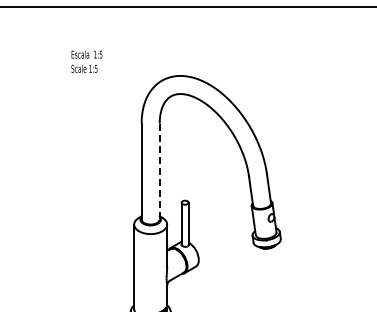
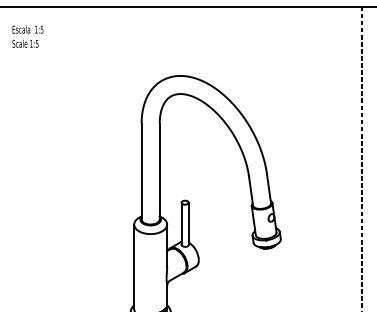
text position: (86, 61) -> (27, 36) (27, 36)
line: none -> present (361, 157)
line: dashed -> solid (159, 171)
